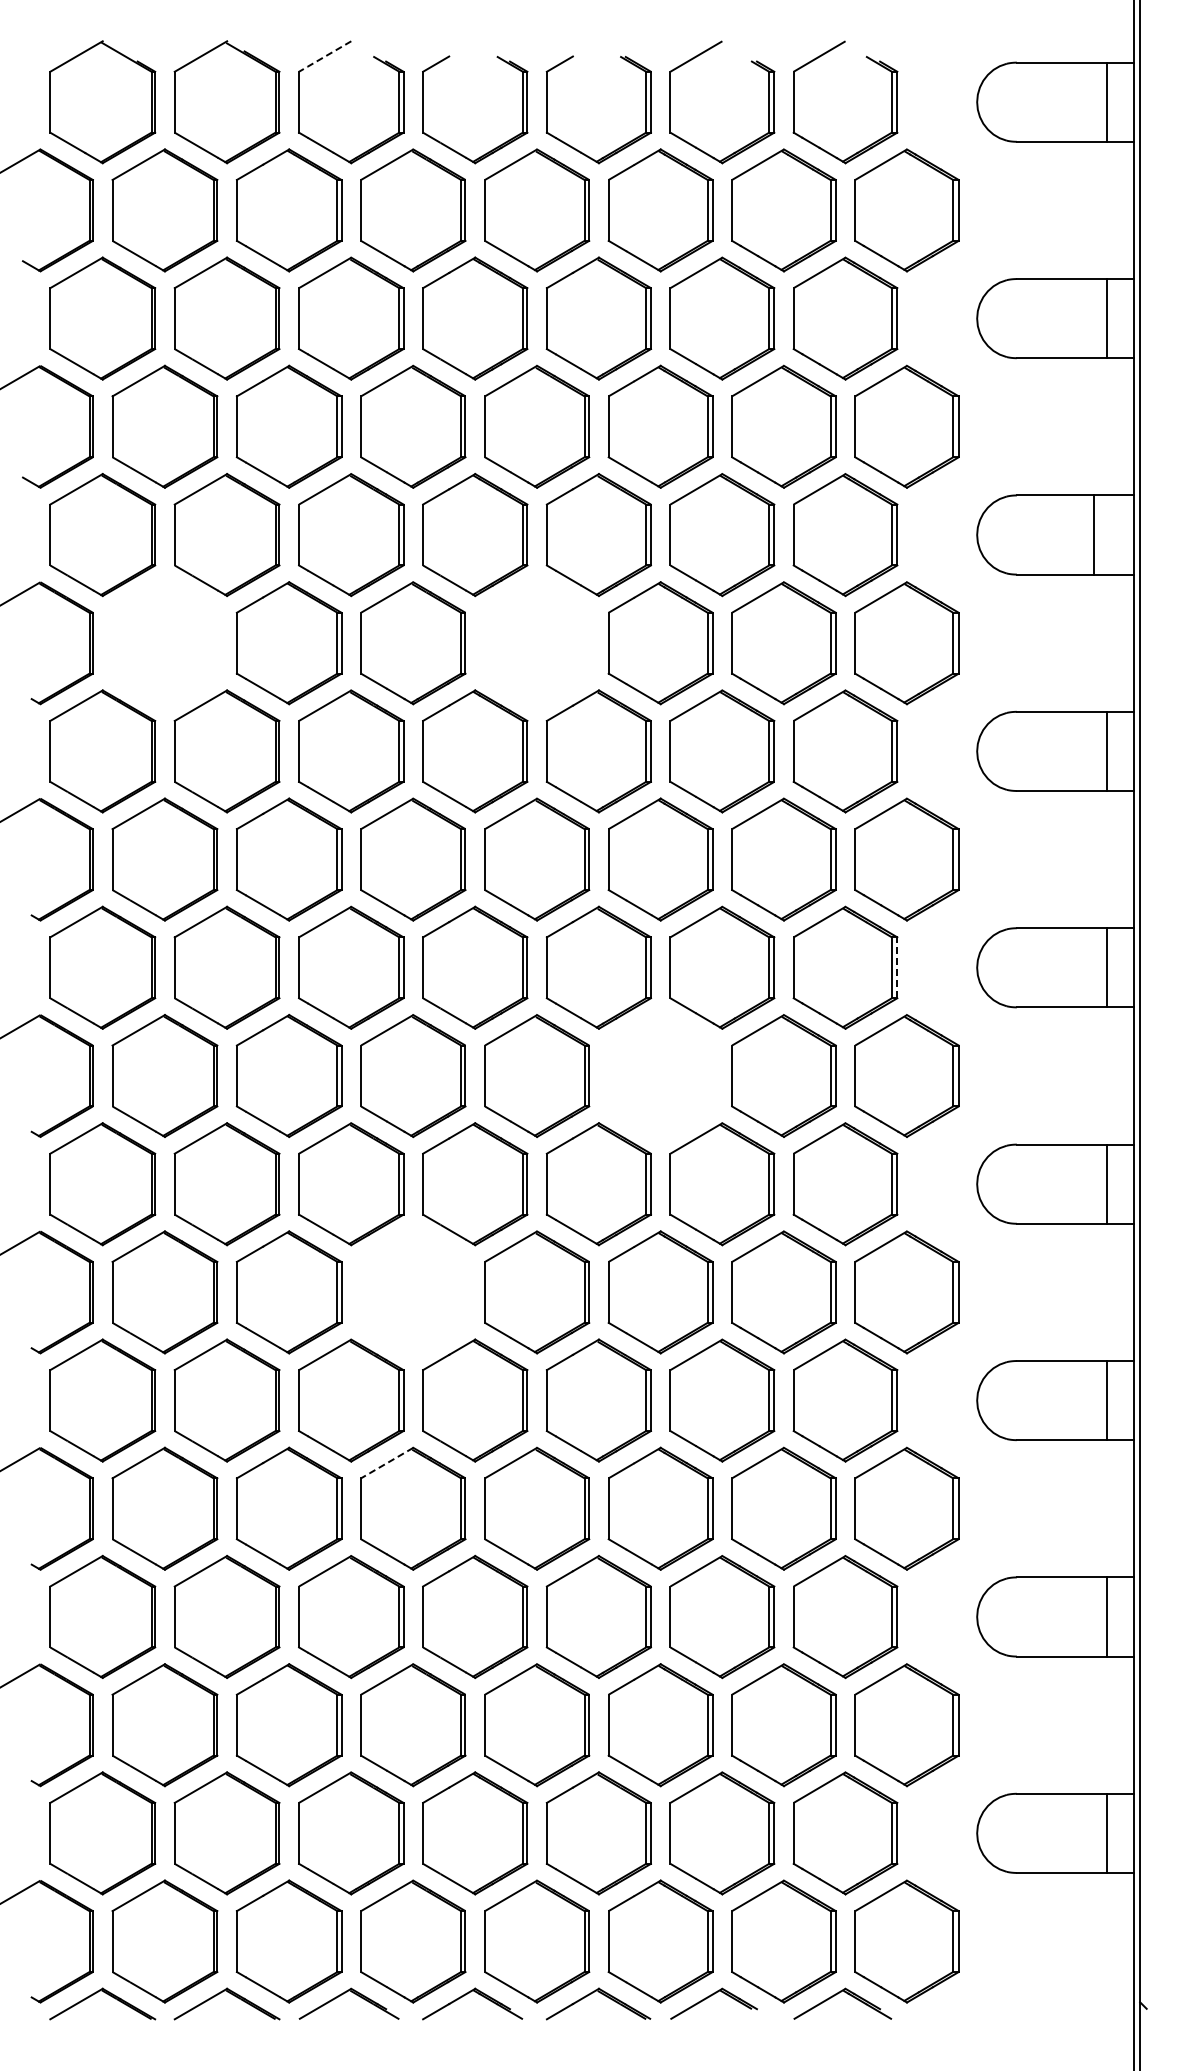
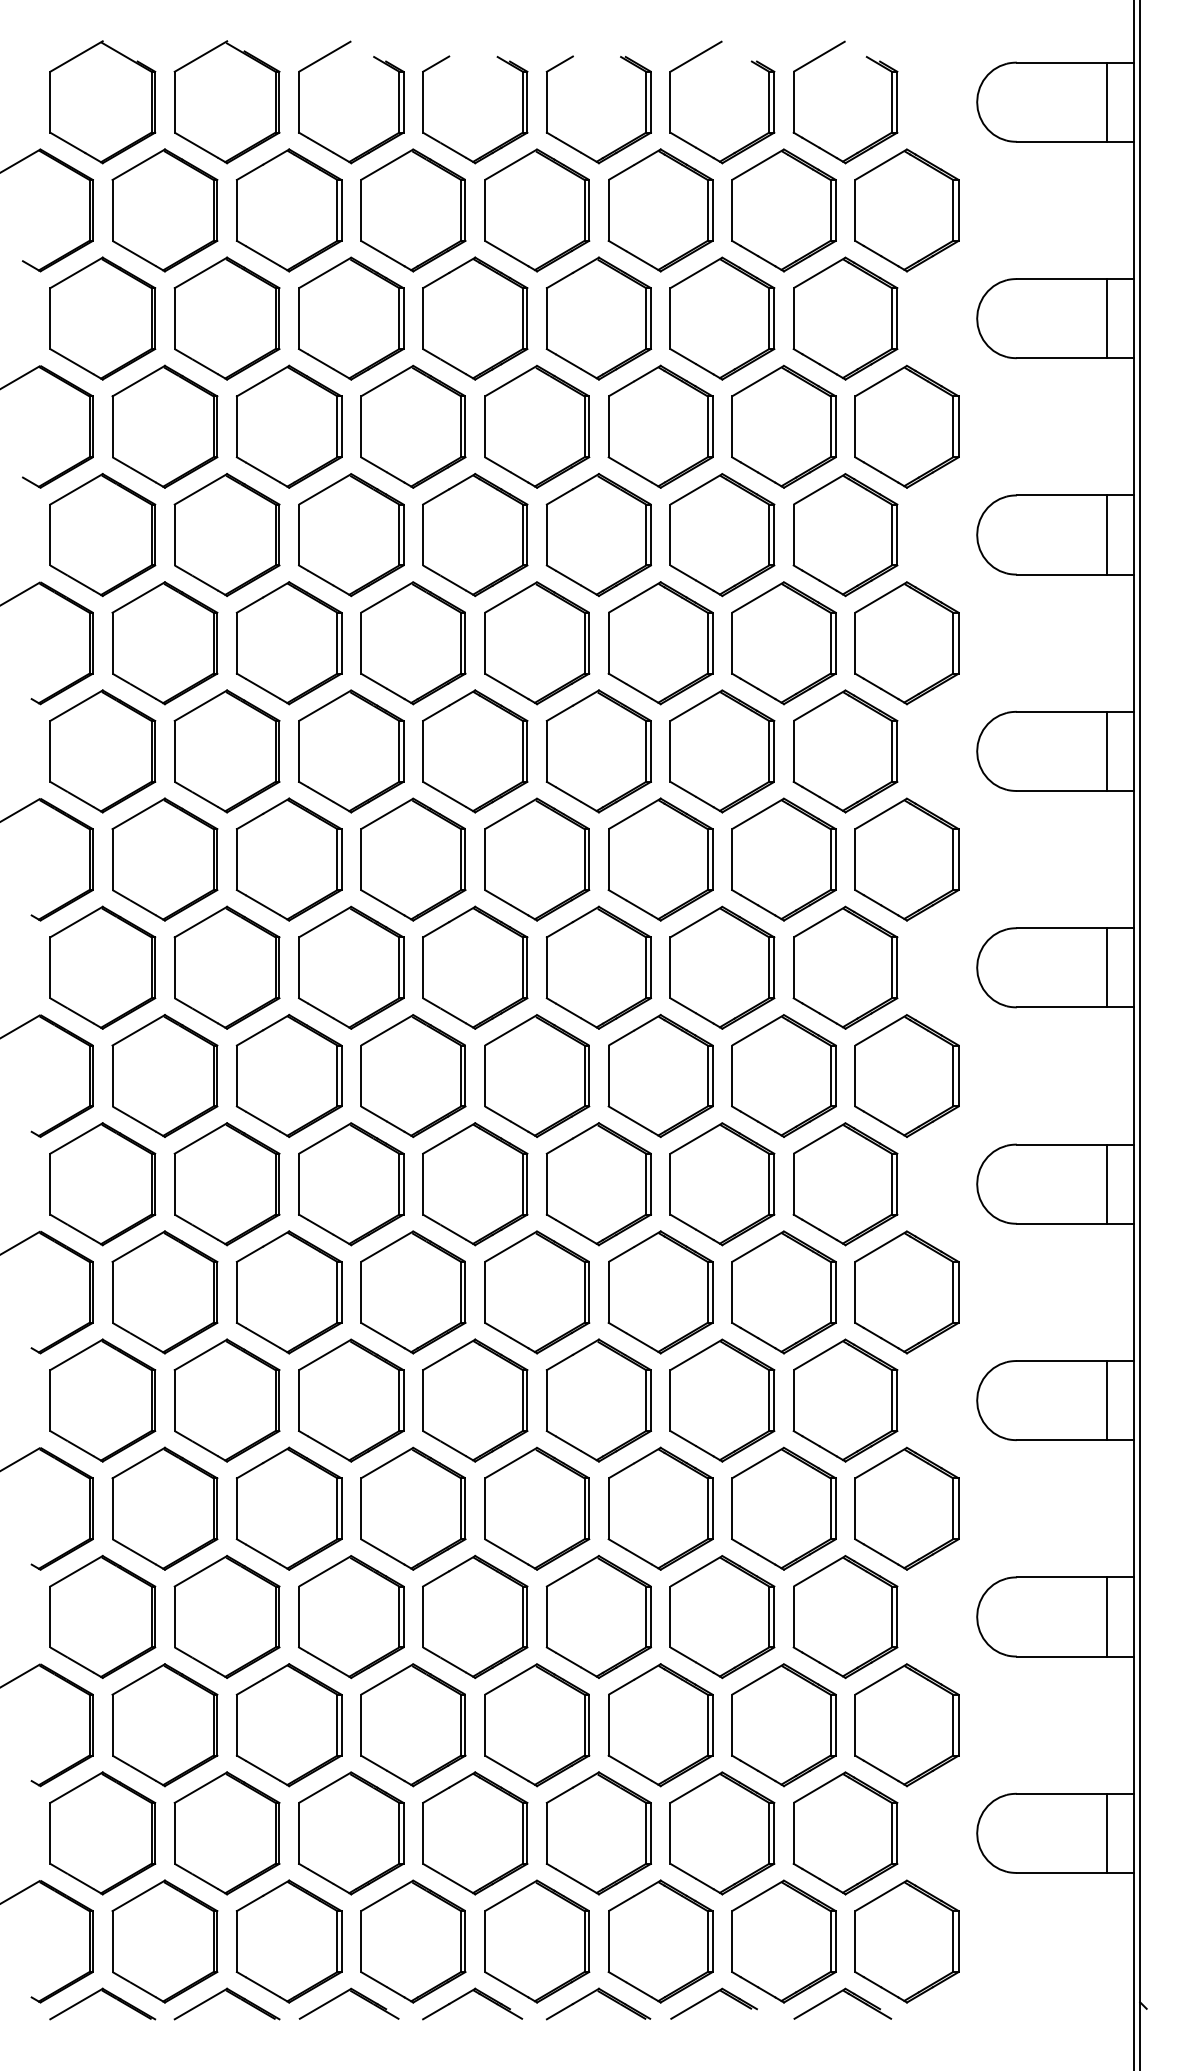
line: dashed -> solid (323, 57)
line position: (1094, 534) -> (1107, 534) (1107, 534)
part: none -> present (164, 643)
part: none -> present (537, 643)
line: dashed -> solid (897, 967)
part: none -> present (660, 1075)
part: none -> present (413, 1292)
line: dashed -> solid (386, 1463)
